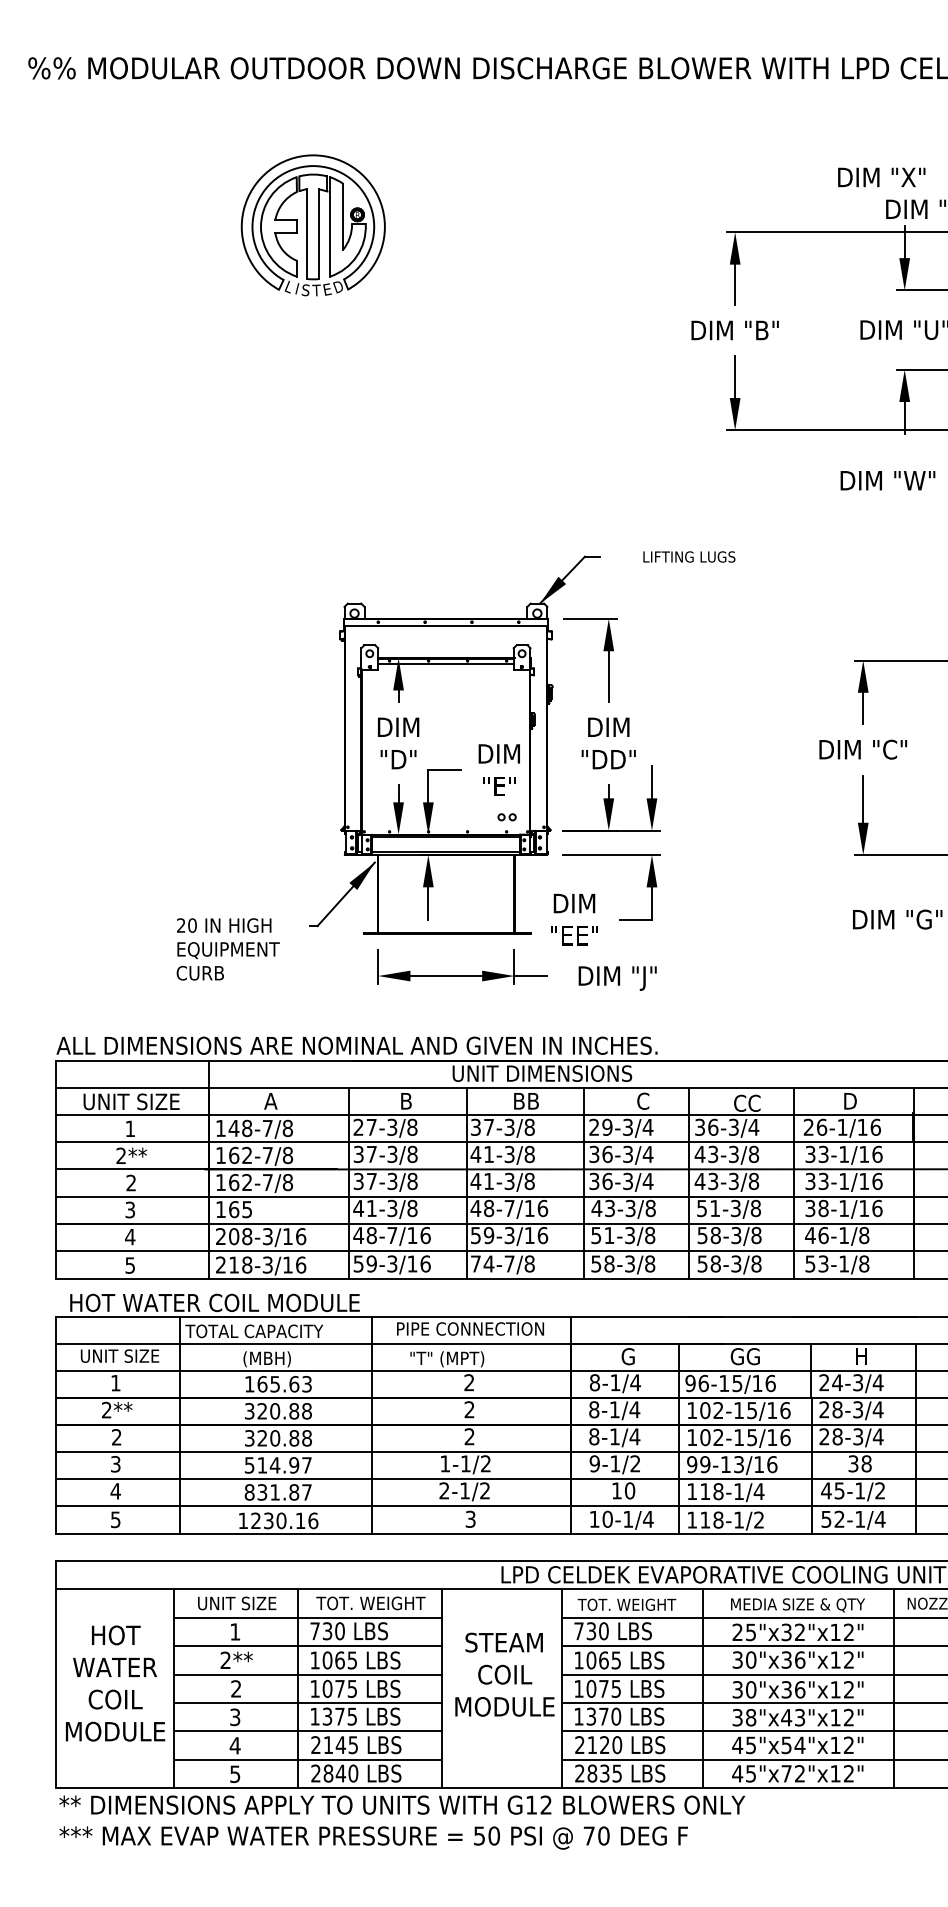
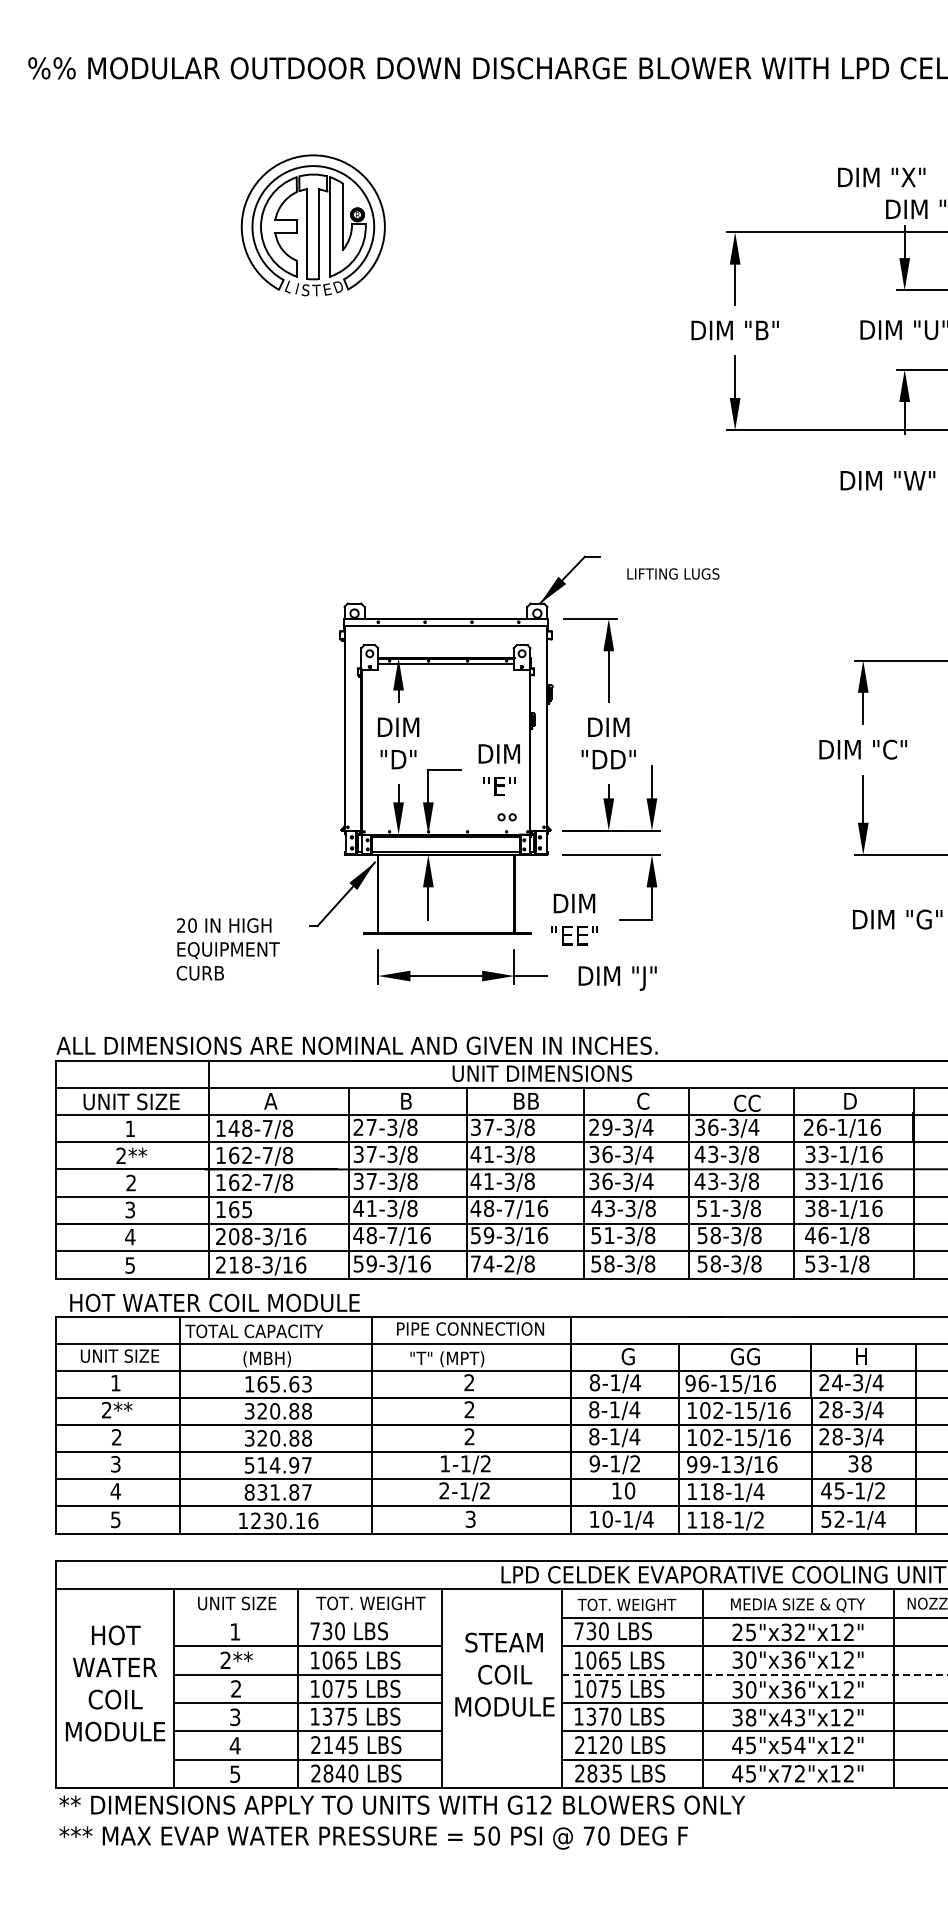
text position: (689, 556) -> (673, 573) (673, 573)
text: 74-7/8 -> 74-2/8 (509, 1263)
line: present -> none (308, 1617)
line: solid -> dashed (755, 1674)
